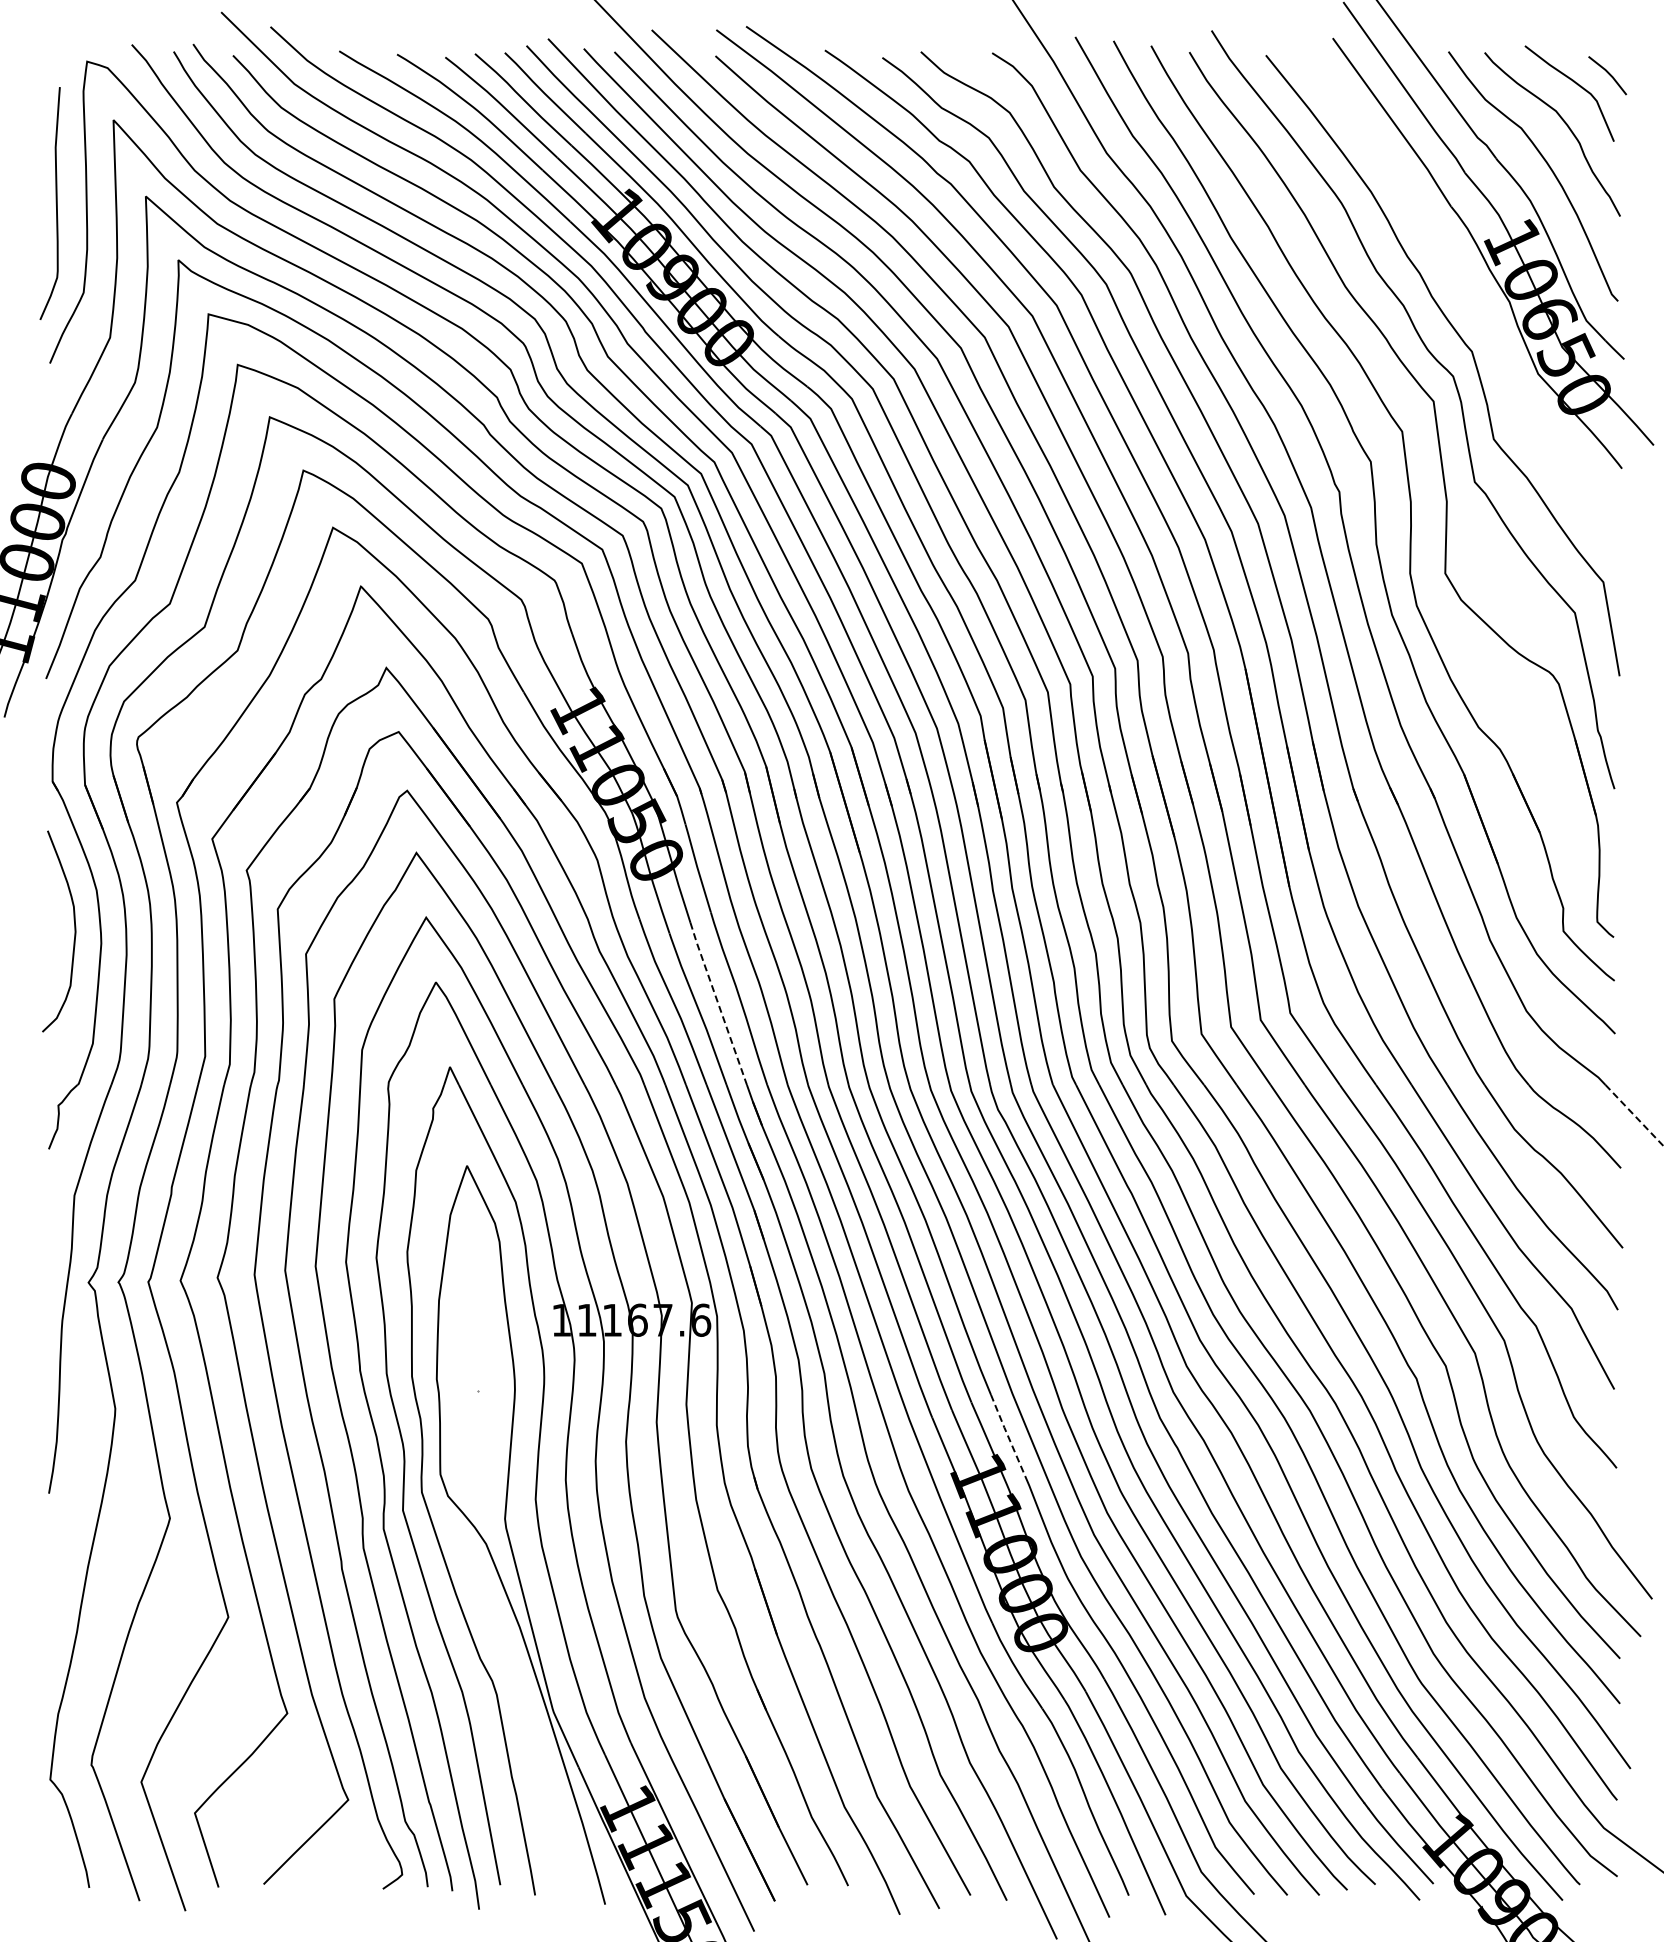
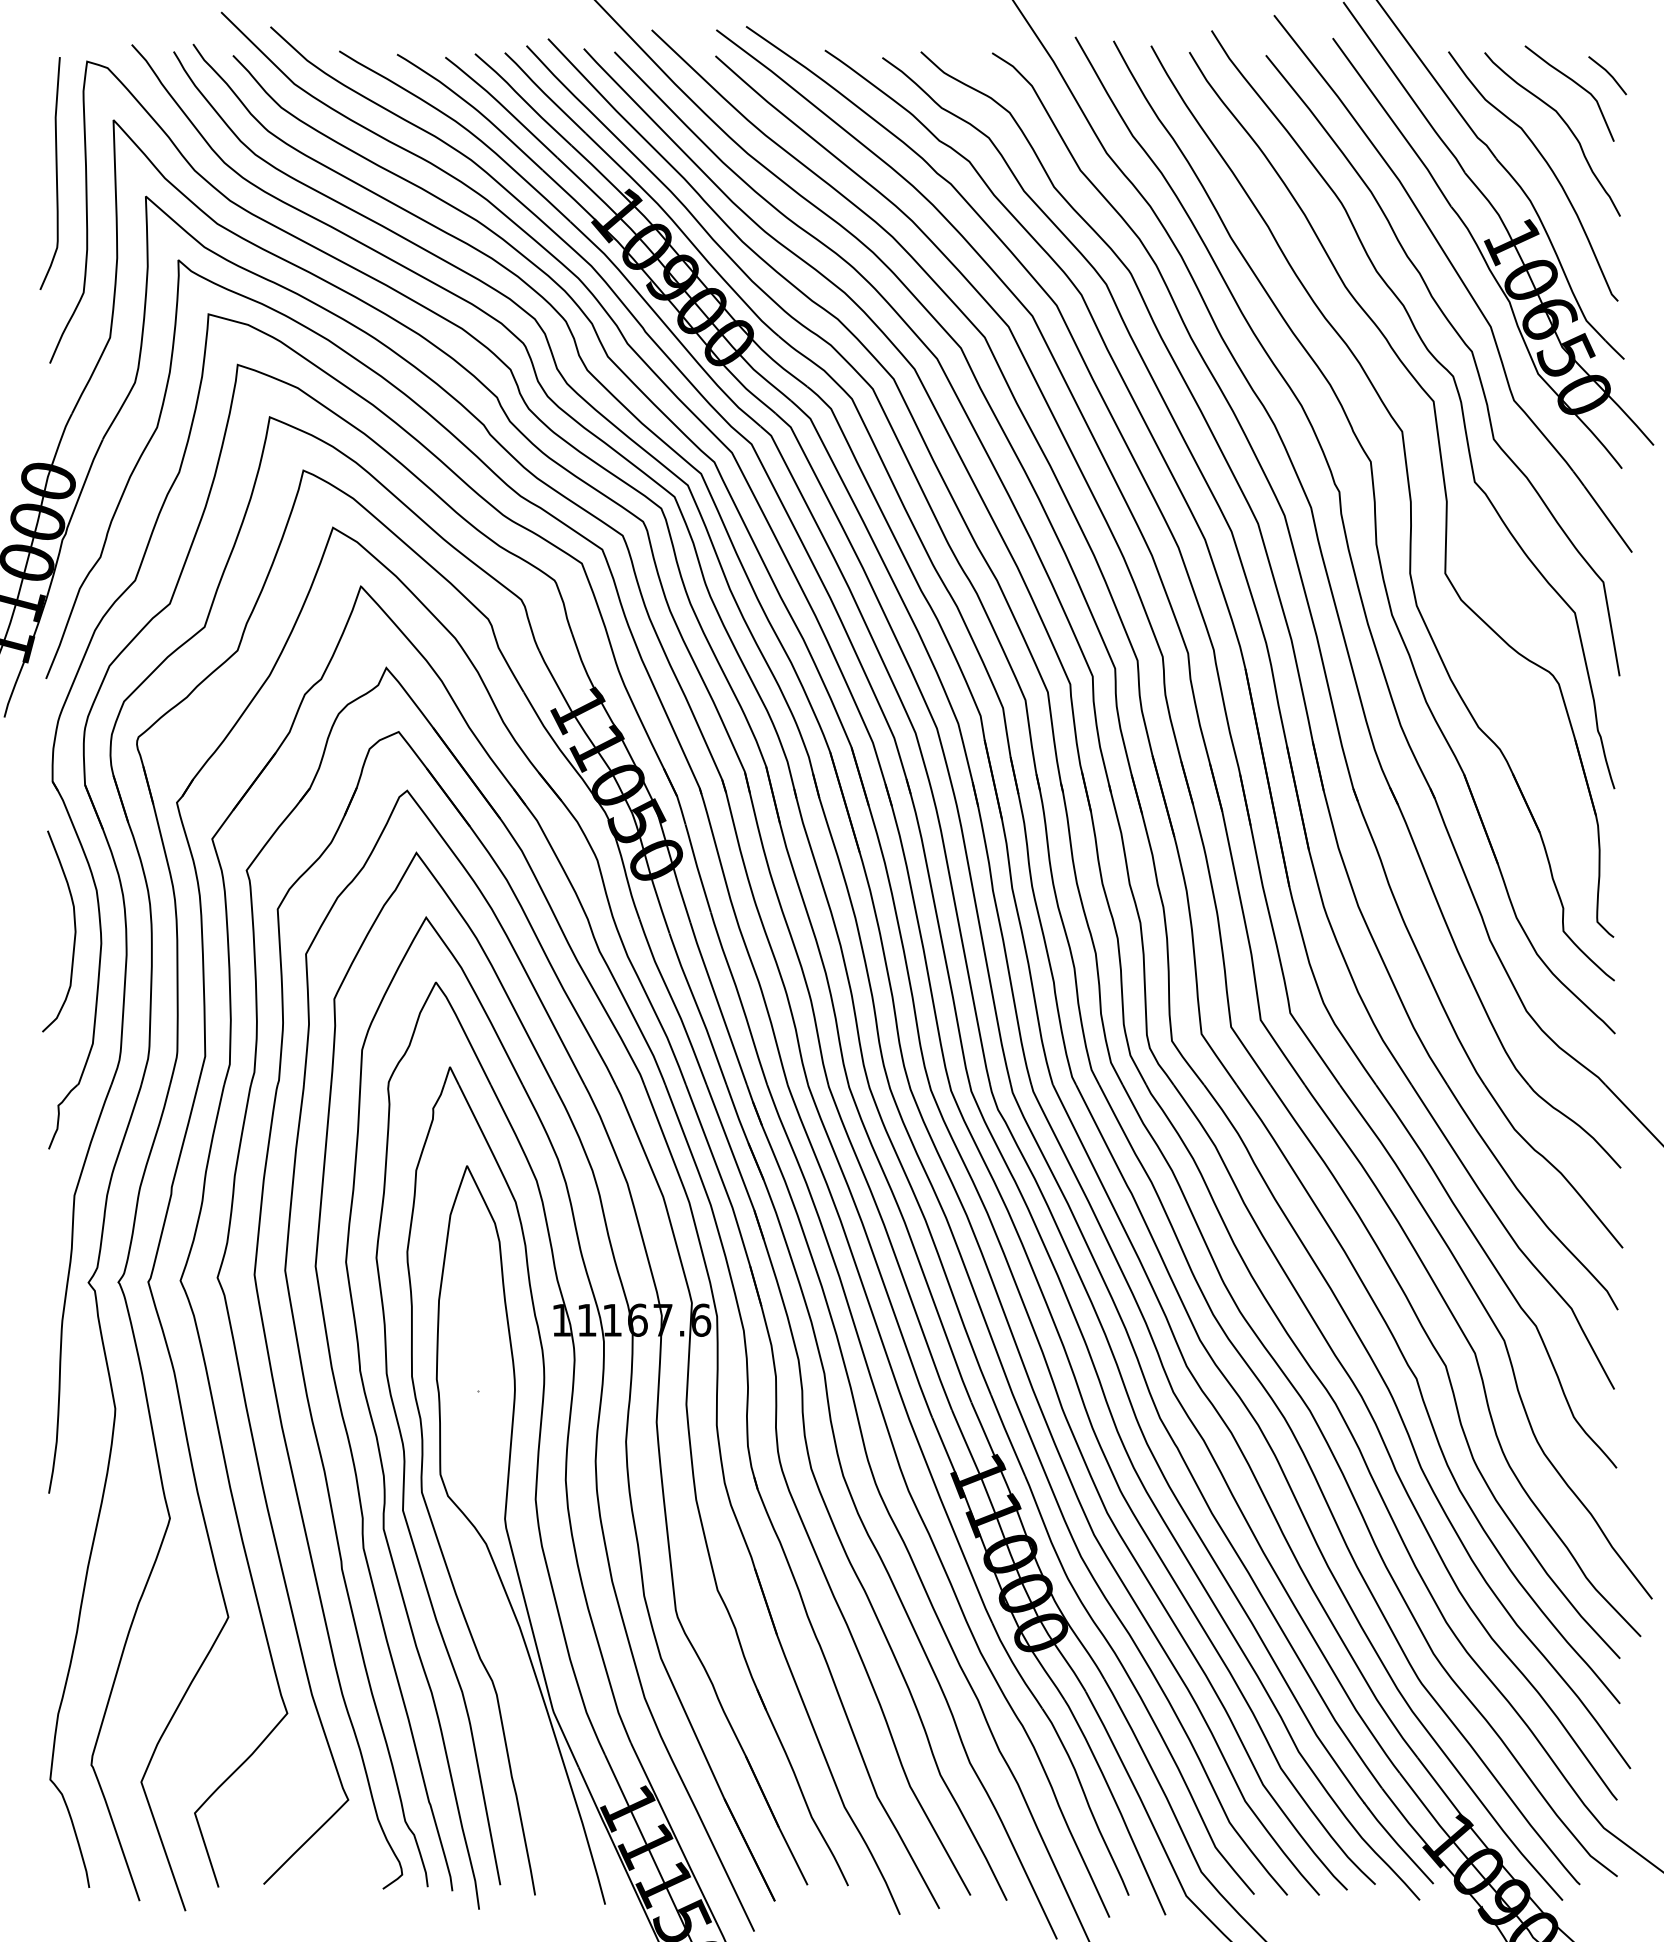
curve position: (55, 203) -> (55, 173) (55, 173)
part: none -> present (1458, 277)
line: dashed -> solid (718, 1003)
line: dashed -> solid (1634, 1115)
line: dashed -> solid (1007, 1435)
